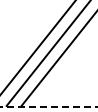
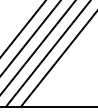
line: none -> present (23, 28)
line: none -> present (30, 37)
line: dashed -> solid (49, 106)
